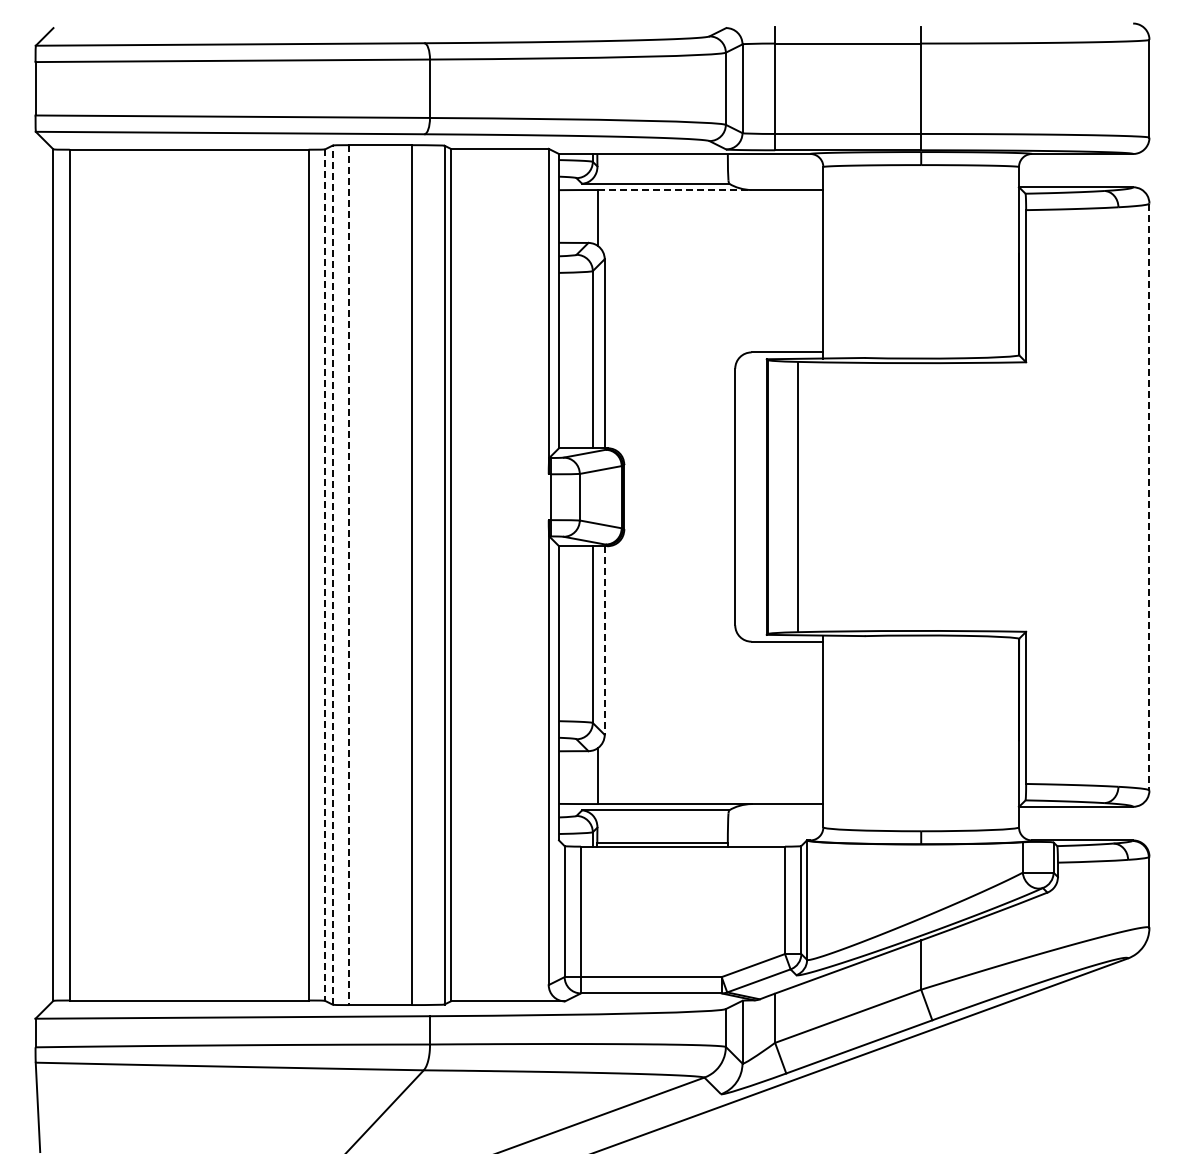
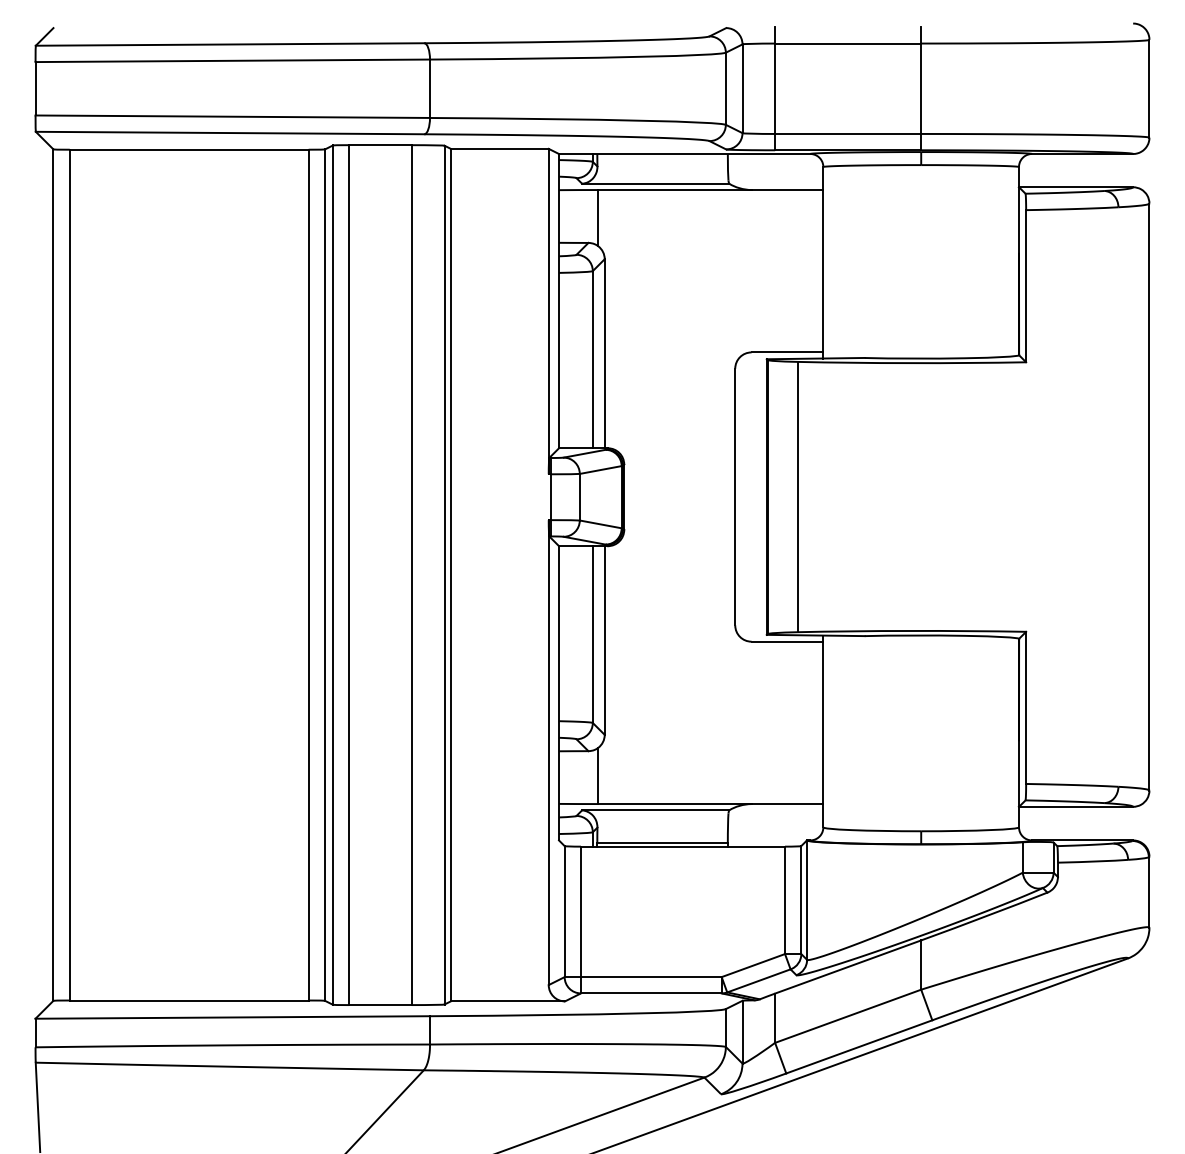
line: dashed -> solid (674, 190)
line: dashed -> solid (1149, 497)
line: dashed -> solid (324, 575)
line: dashed -> solid (332, 575)
line: dashed -> solid (349, 575)
line: dashed -> solid (604, 641)
